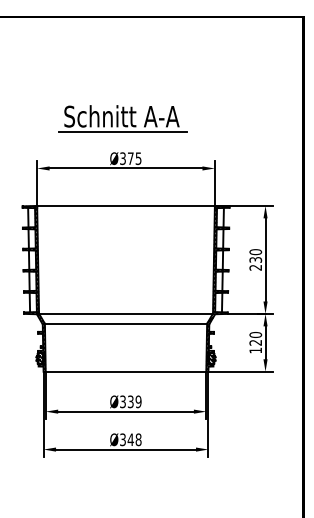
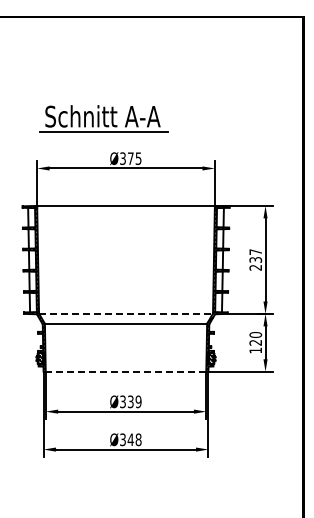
part position: (122, 118) -> (103, 118) (103, 118)
text: 230 -> 237 (255, 252)
line: solid -> dashed (126, 313)
line: solid -> dashed (125, 371)
